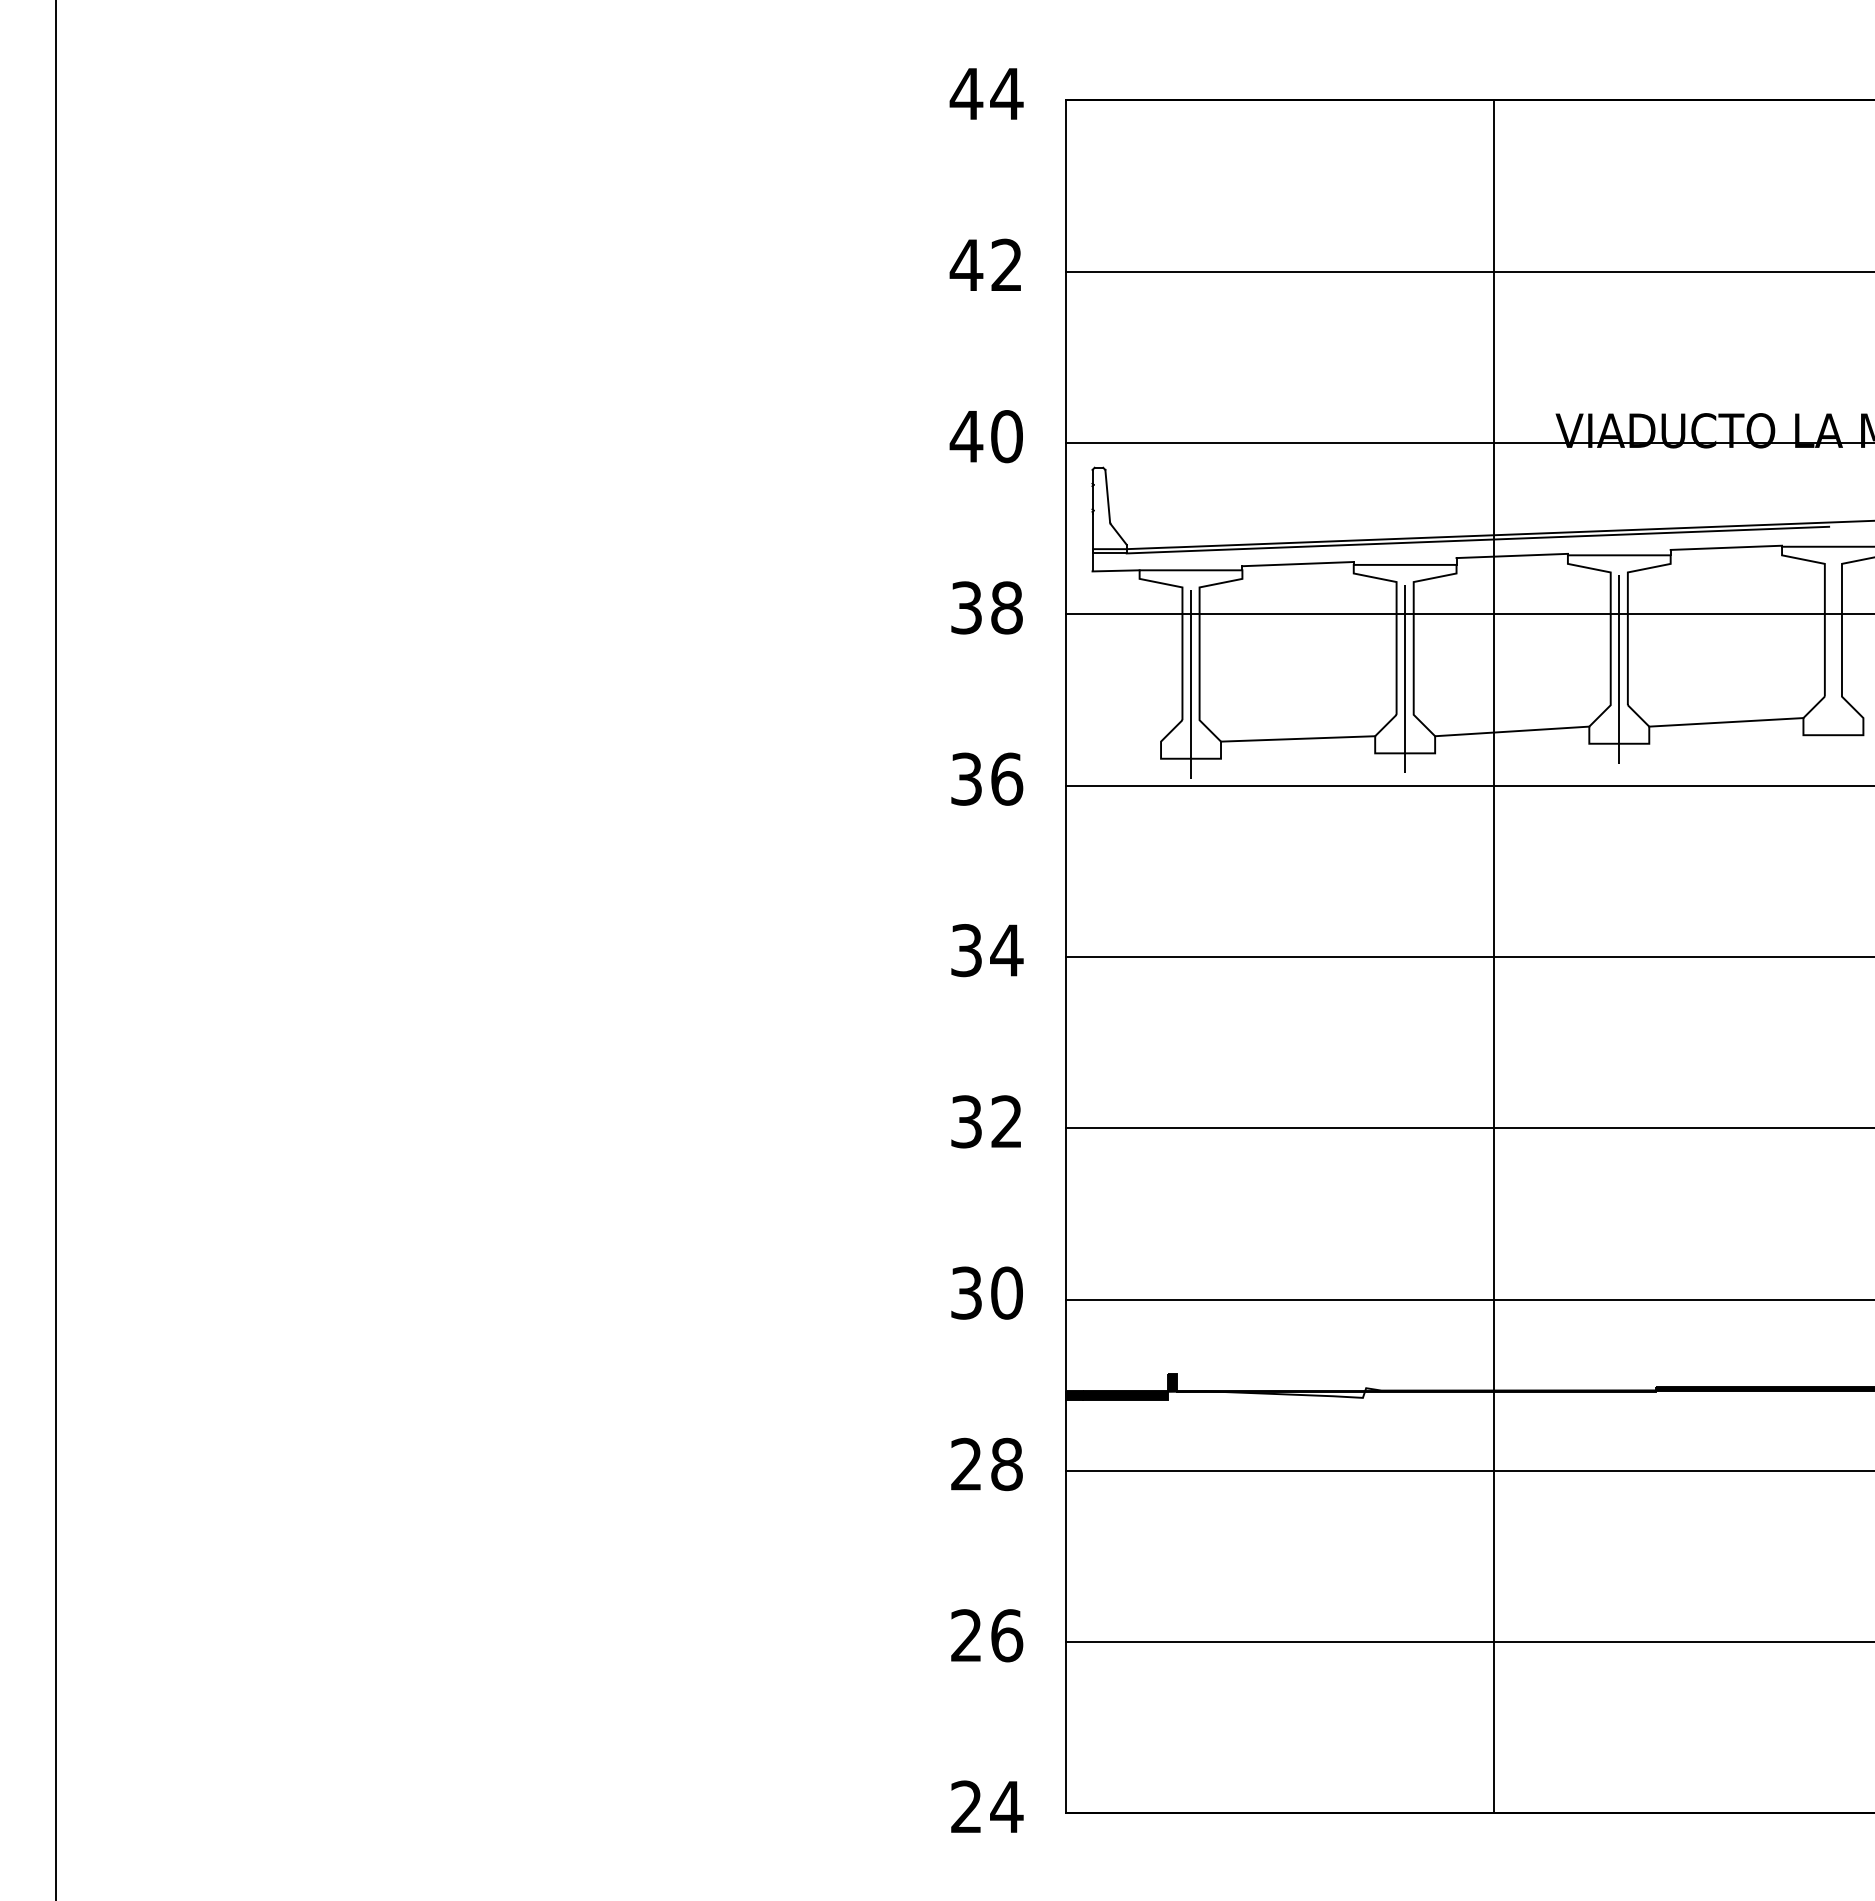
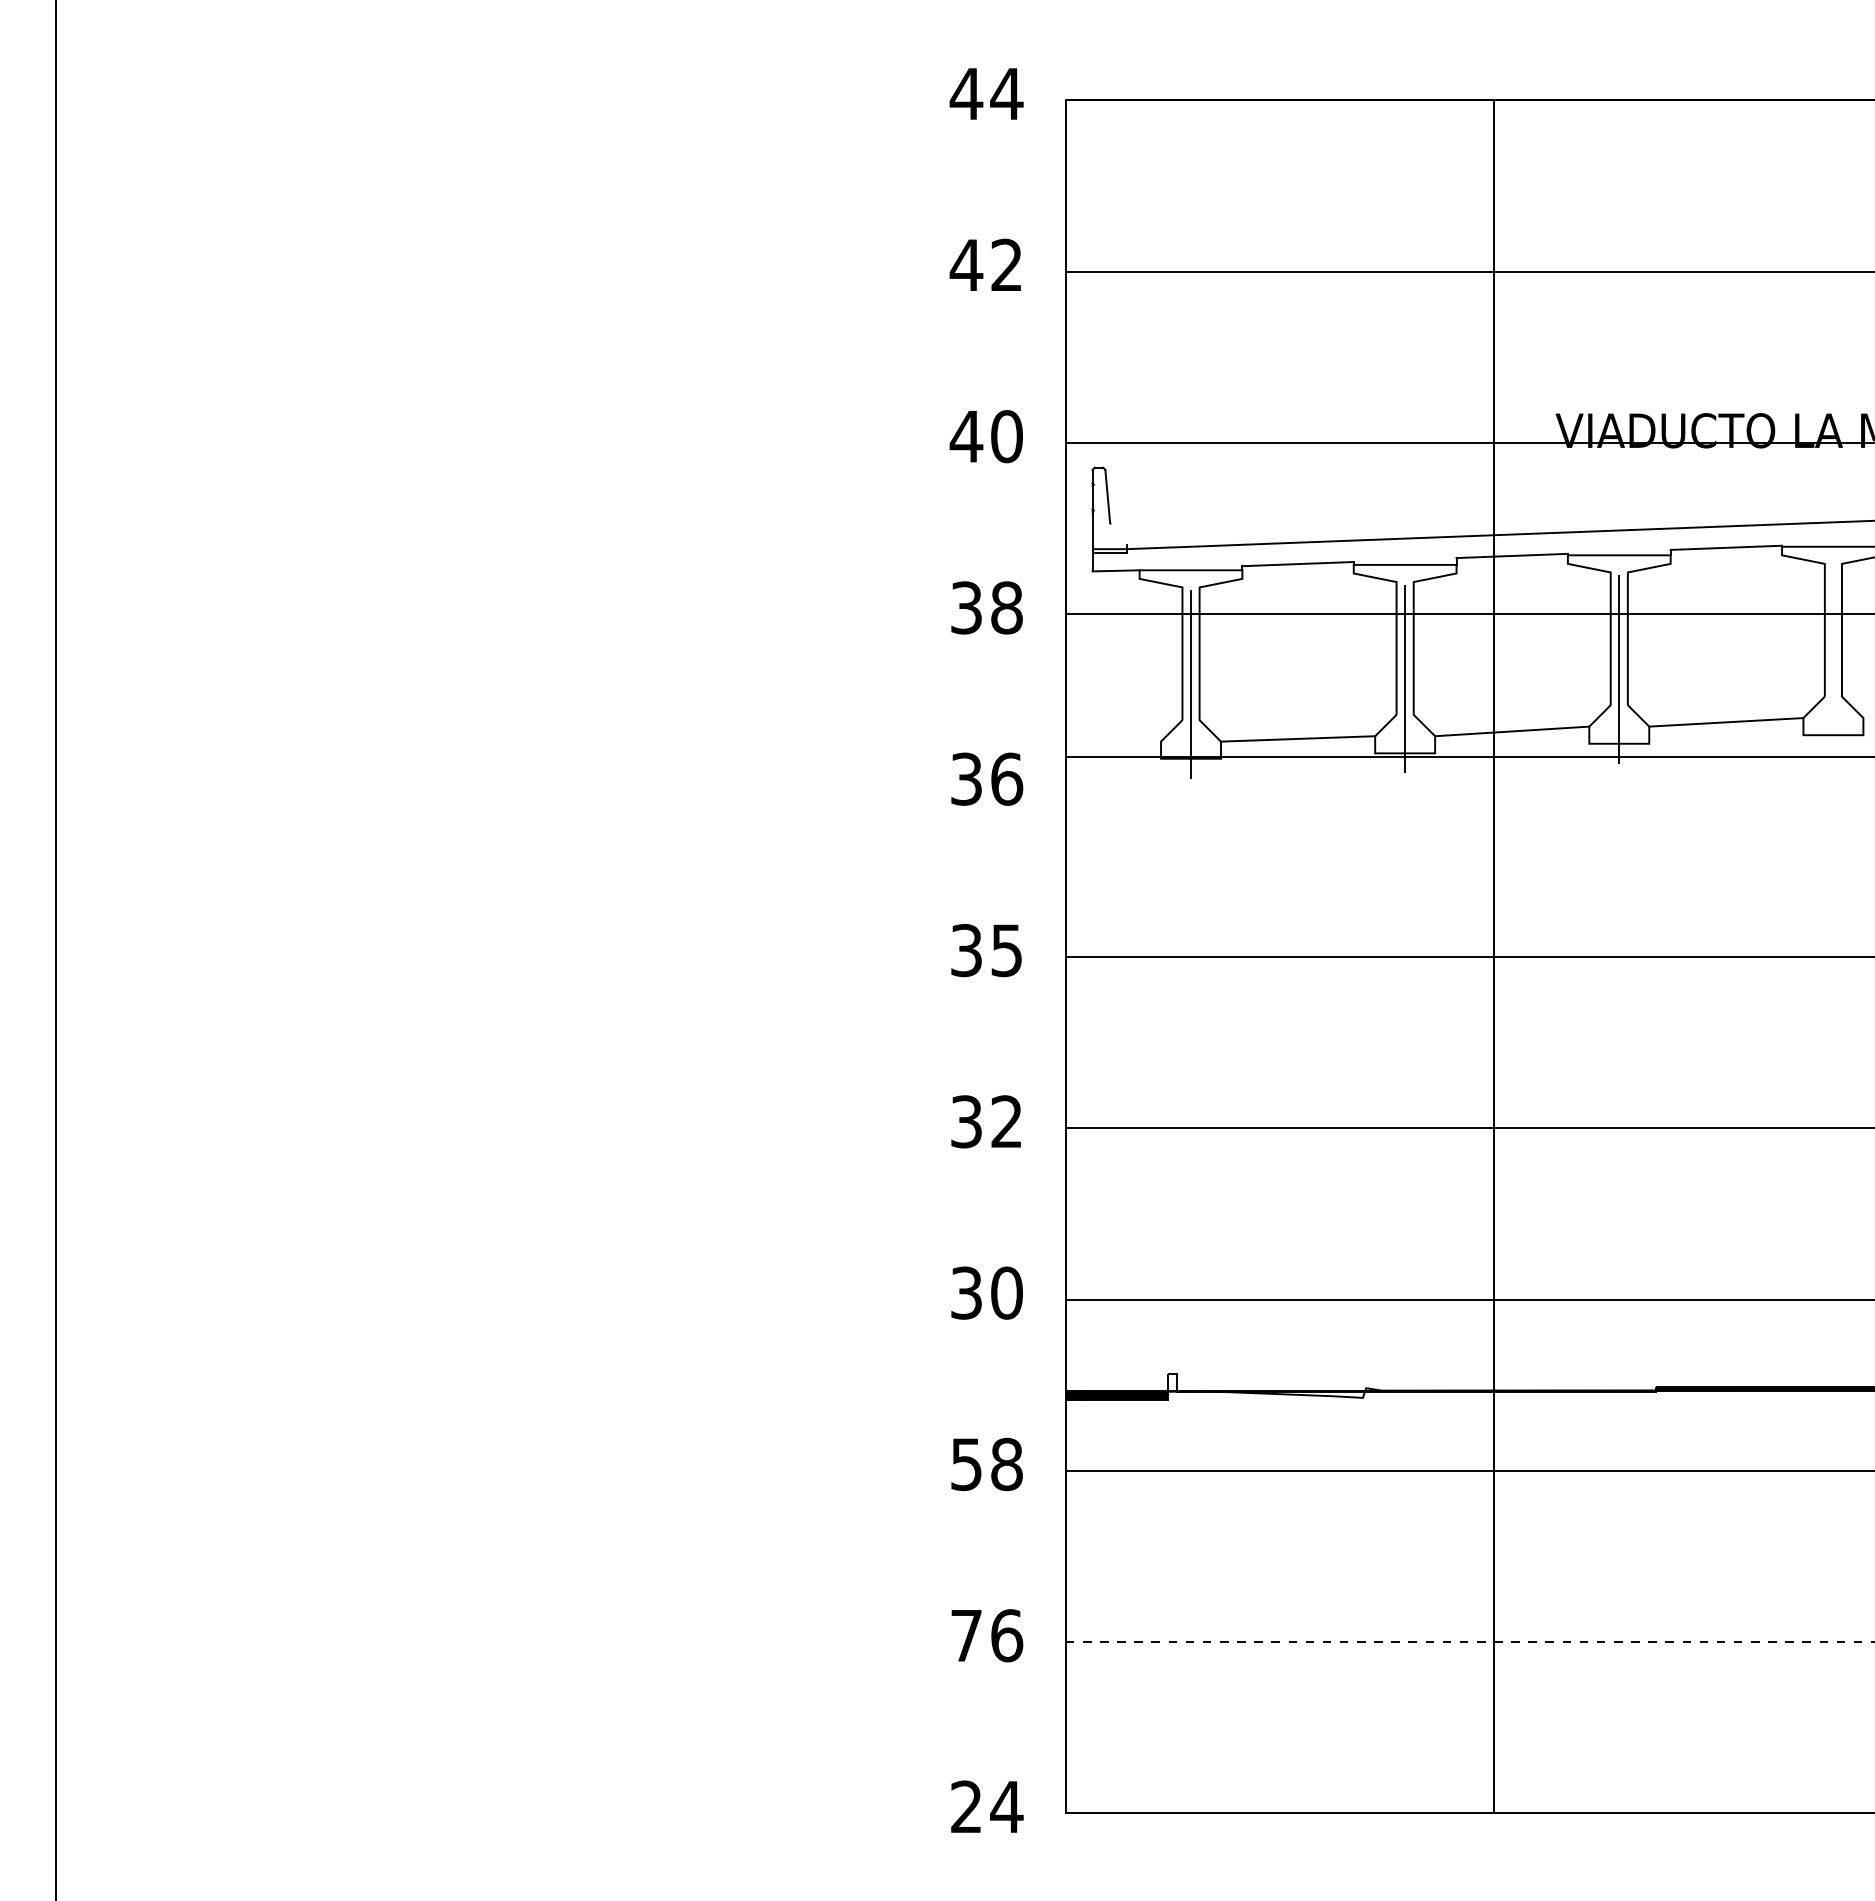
line: present -> none (1118, 534)
line: present -> none (1477, 539)
line position: (1468, 785) -> (1468, 756) (1468, 756)
text: 34 -> 35 (1006, 950)
fill: present -> none (1172, 1382)
text: 28 -> 58 (966, 1464)
text: 26 -> 76 (966, 1635)
line: solid -> dashed (1470, 1642)
